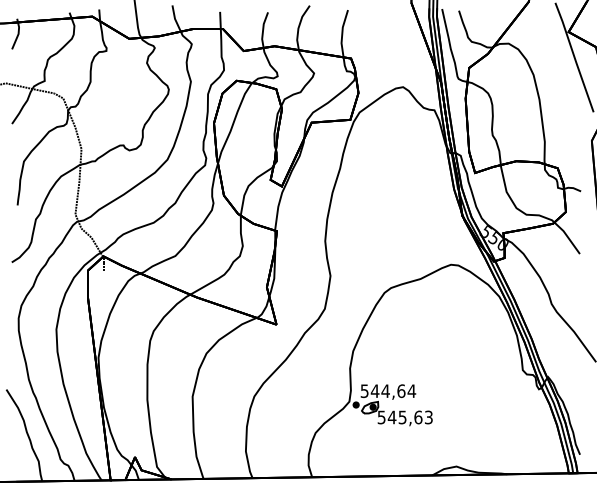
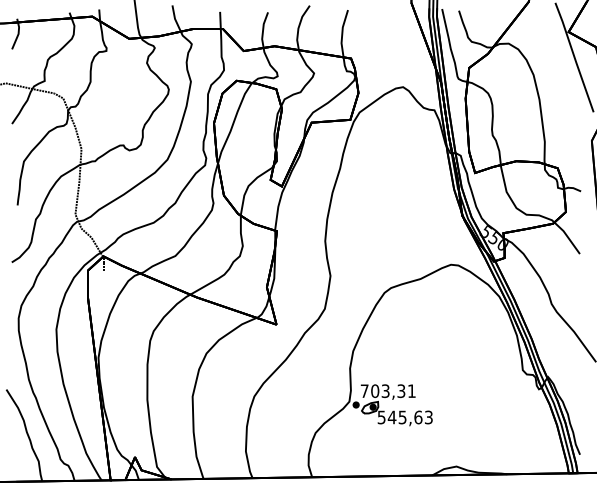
text: 544,64 -> 703,31 (388, 391)
